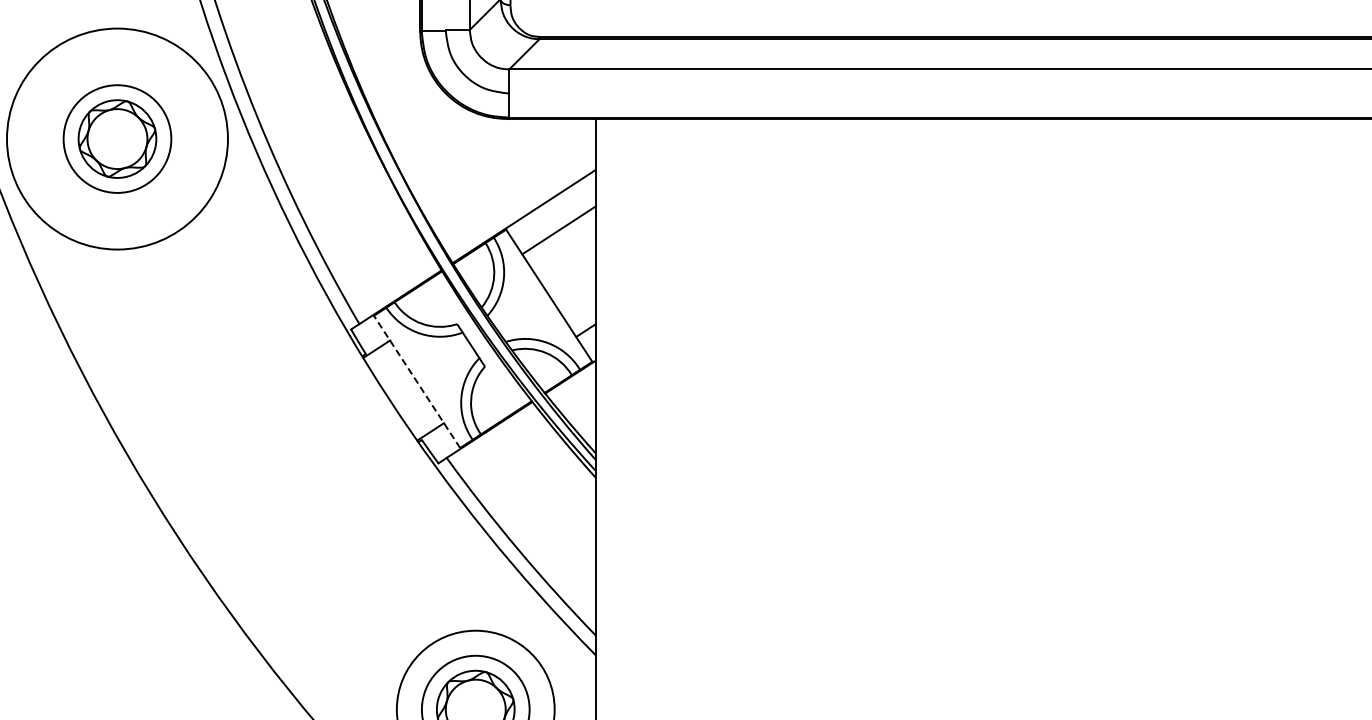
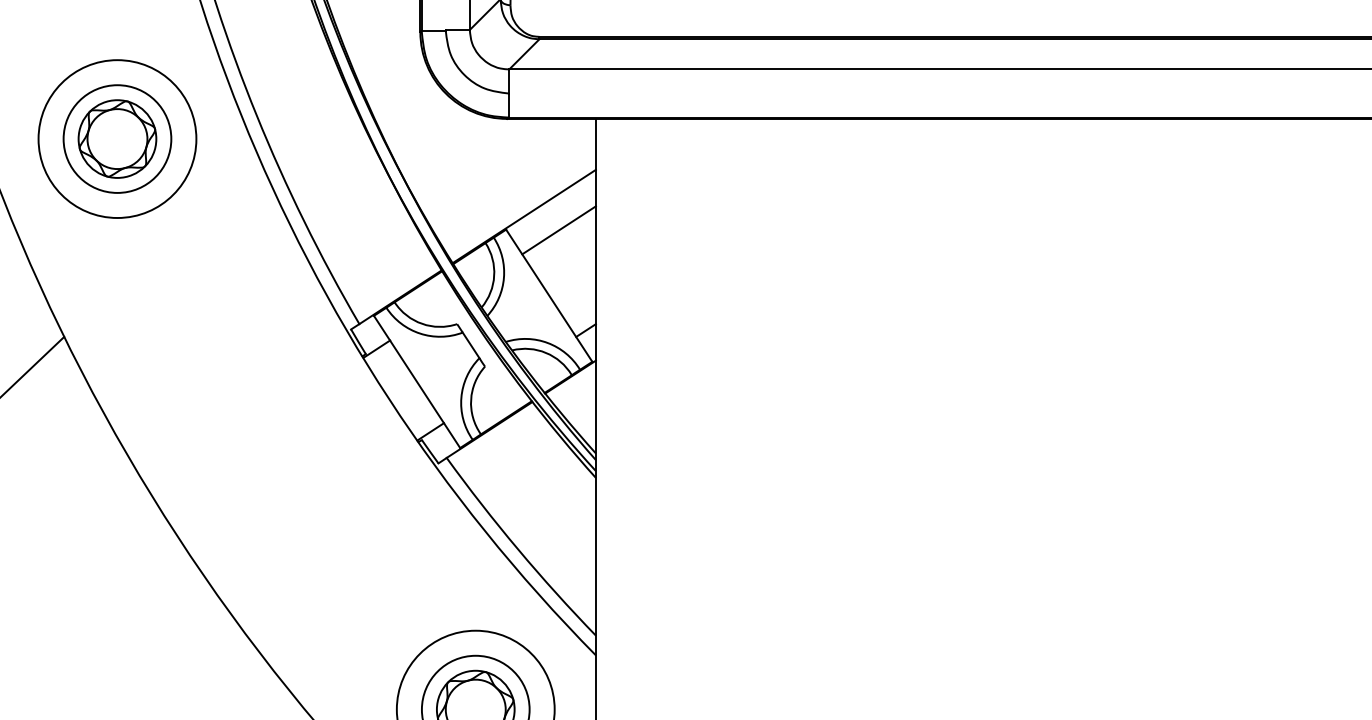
circle diameter: 221 px -> 158 px (117, 139)
line: none -> present (33, 365)
line: dashed -> solid (417, 381)
